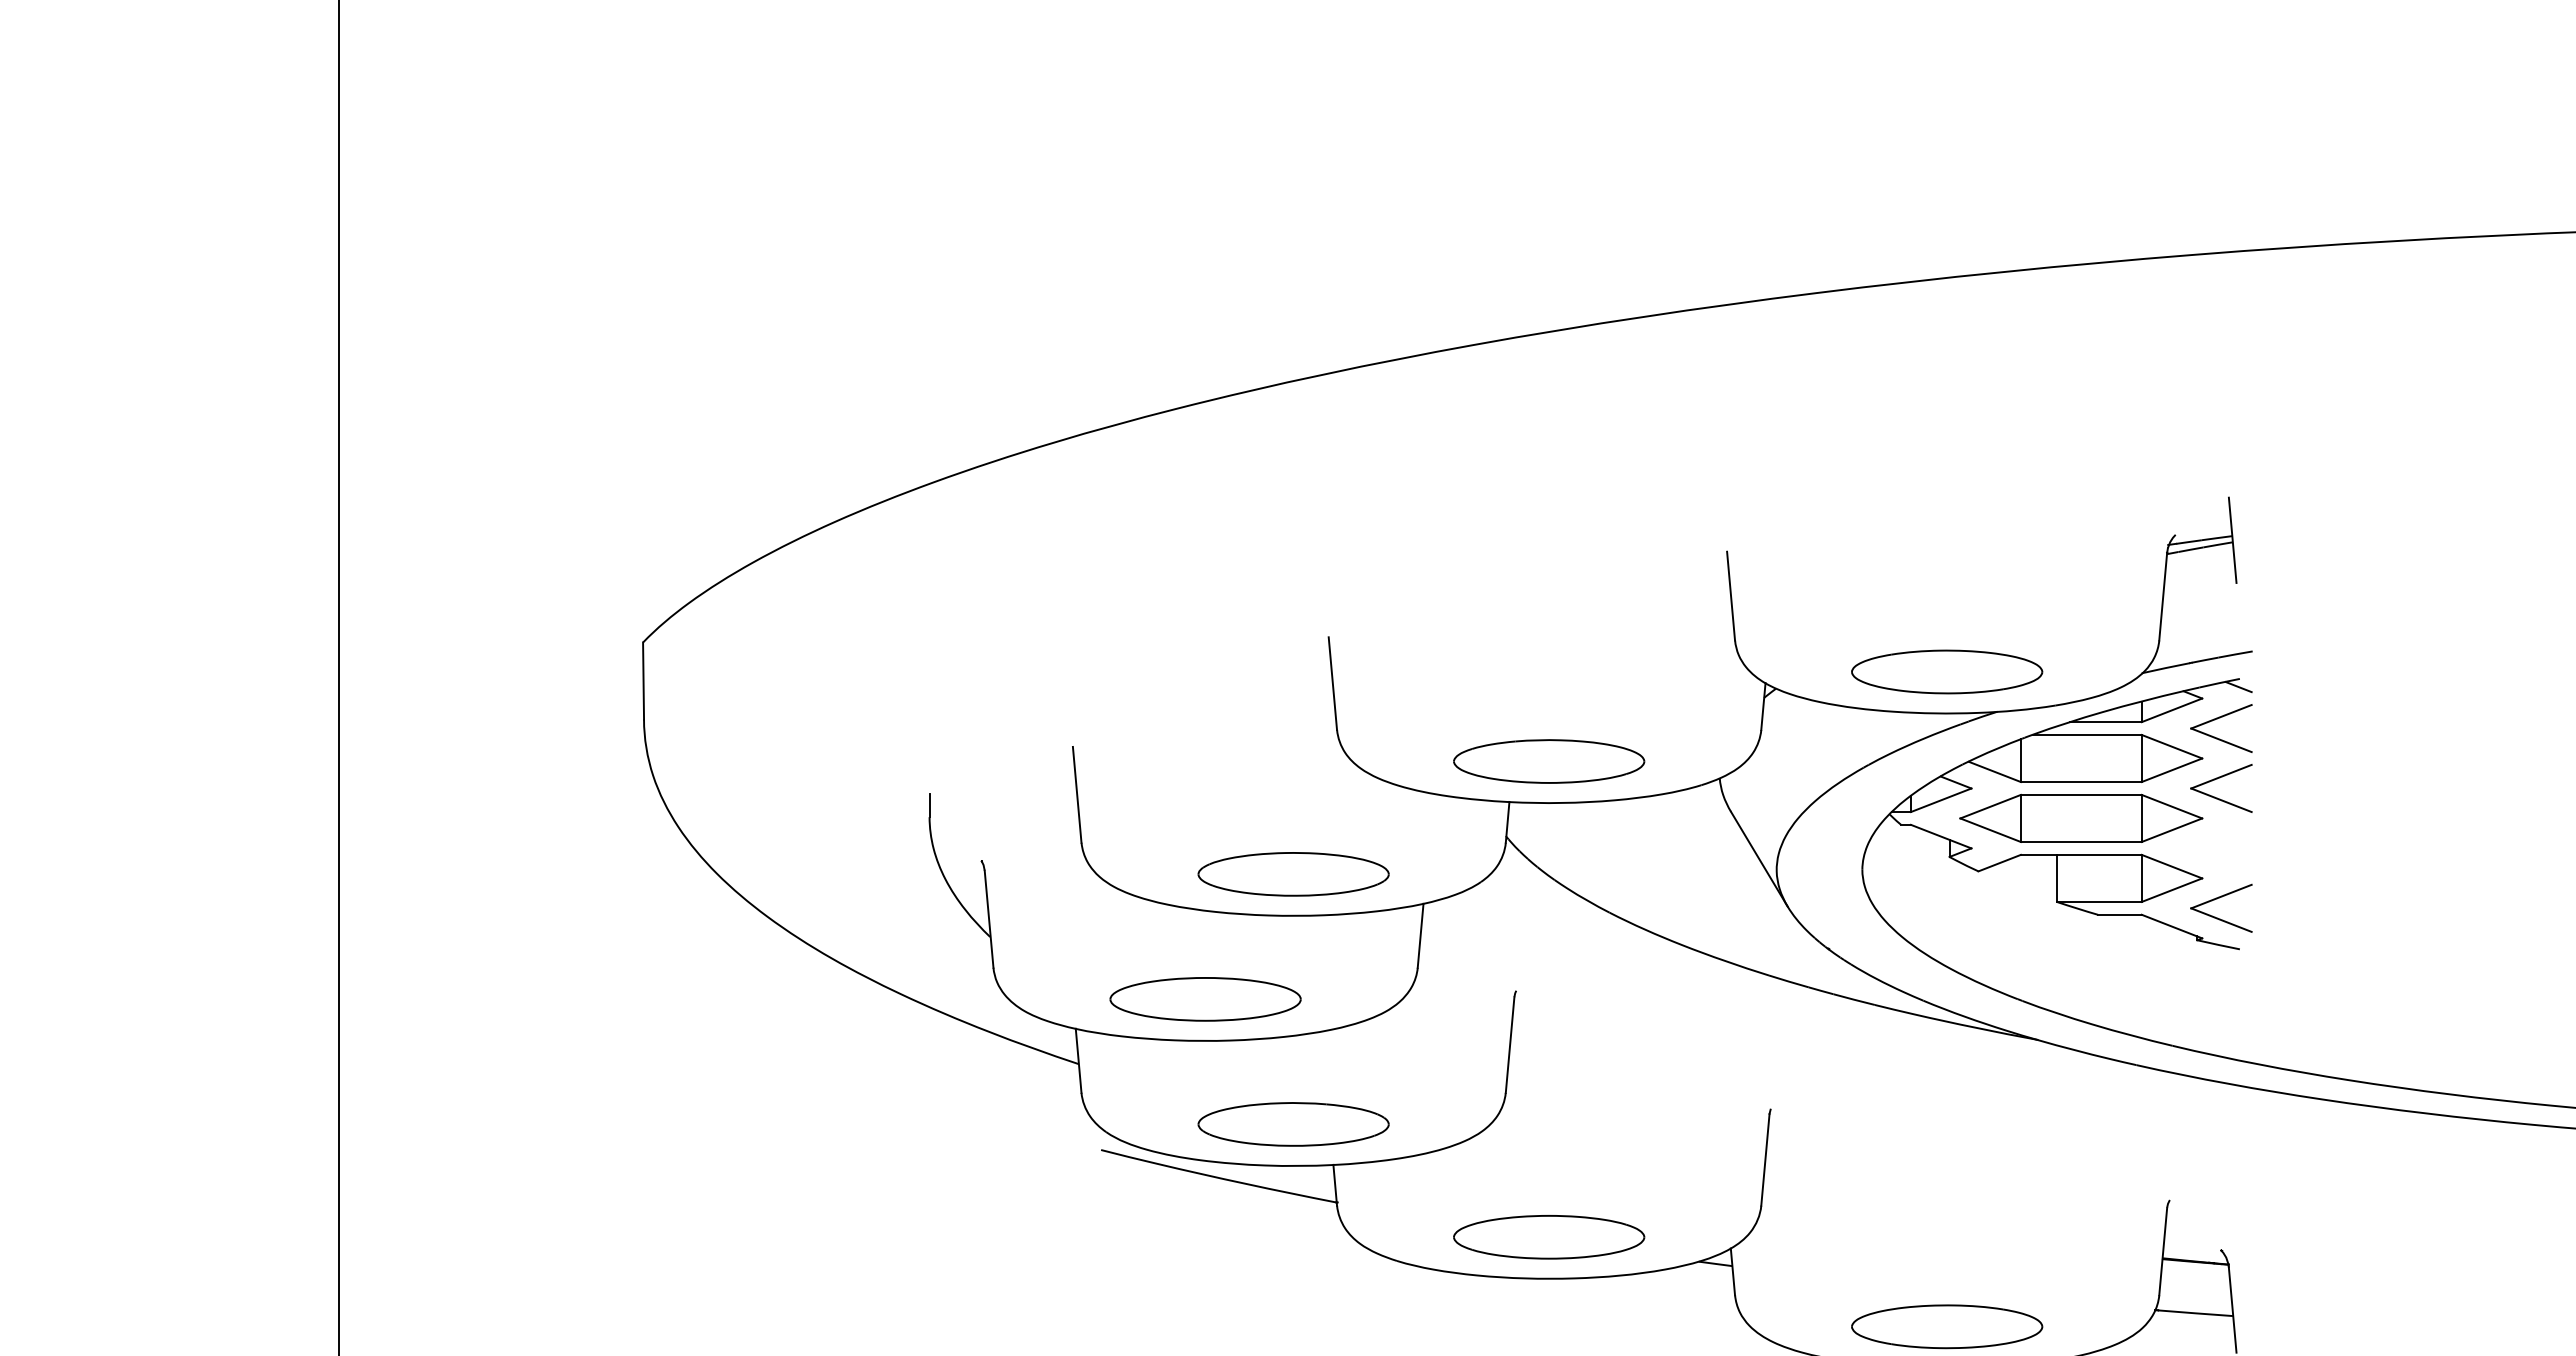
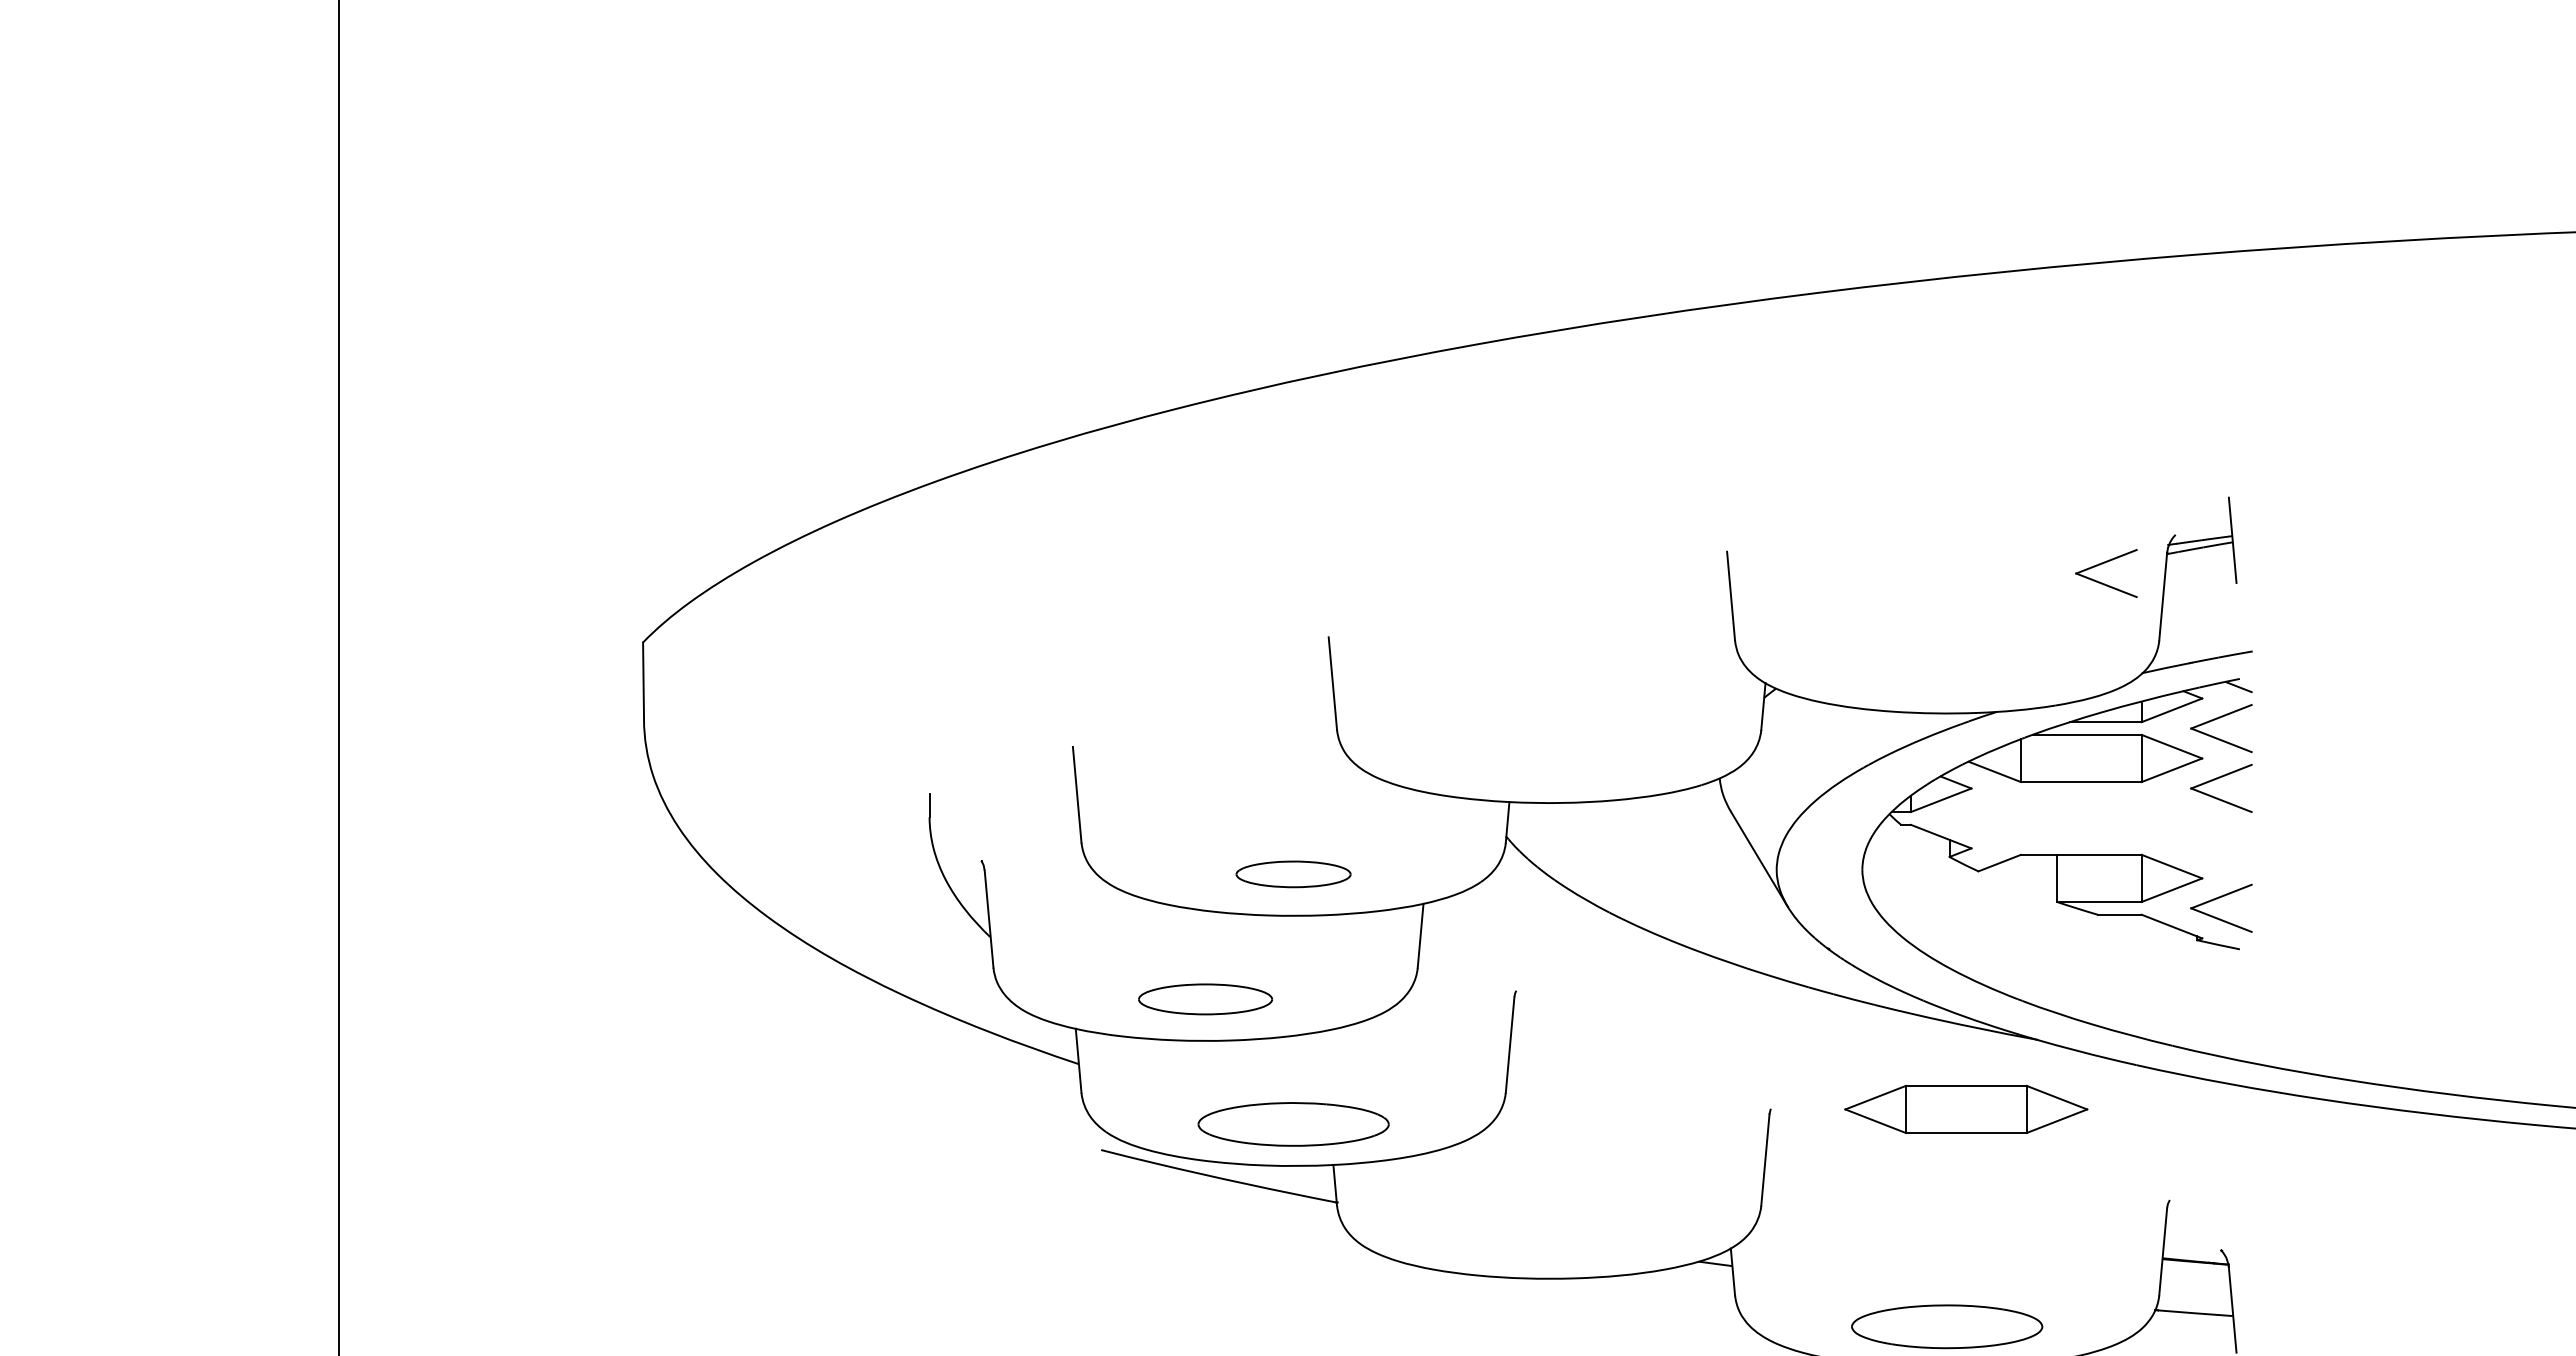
part: none -> present (2102, 564)
part: present -> none (1947, 671)
part: present -> none (1549, 761)
part position: (2081, 817) -> (1966, 1108) (1966, 1108)
part size: 193x45 px -> 117x29 px (1293, 874)
part size: 193x45 px -> 136x33 px (1205, 999)
part: present -> none (1549, 1237)
